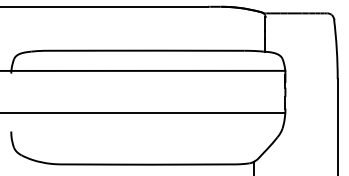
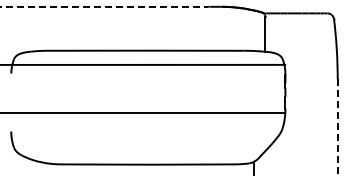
line: solid -> dashed (104, 6)
line position: (143, 70) -> (143, 64) (143, 64)
line: solid -> dashed (337, 127)
